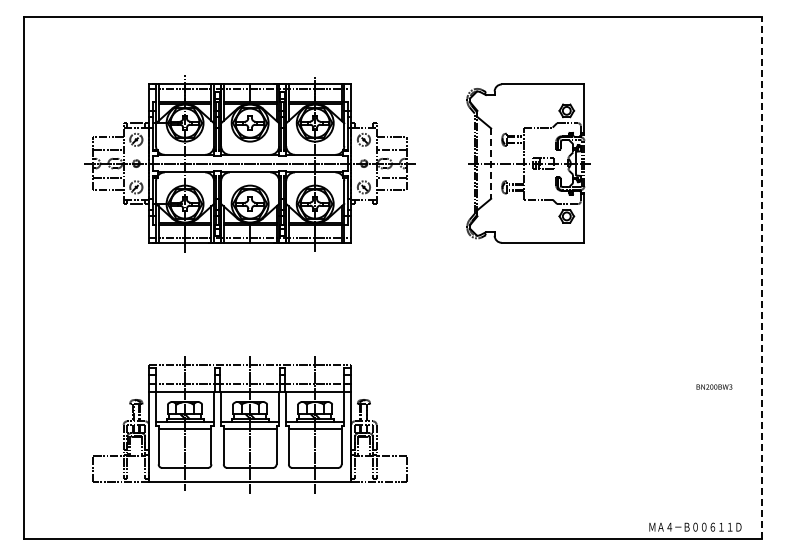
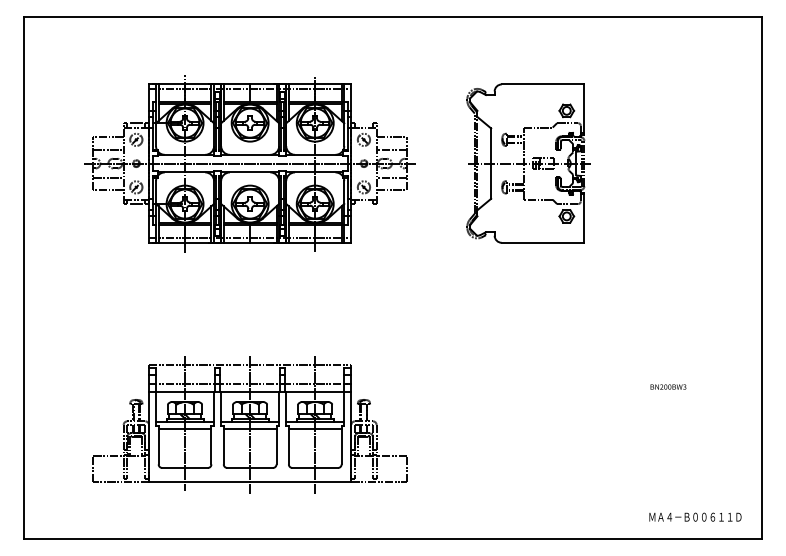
line: dashed -> solid (491, 164)
line: dashed -> solid (762, 277)
text position: (714, 386) -> (668, 386) (668, 386)
text position: (695, 526) -> (695, 516) (695, 516)
